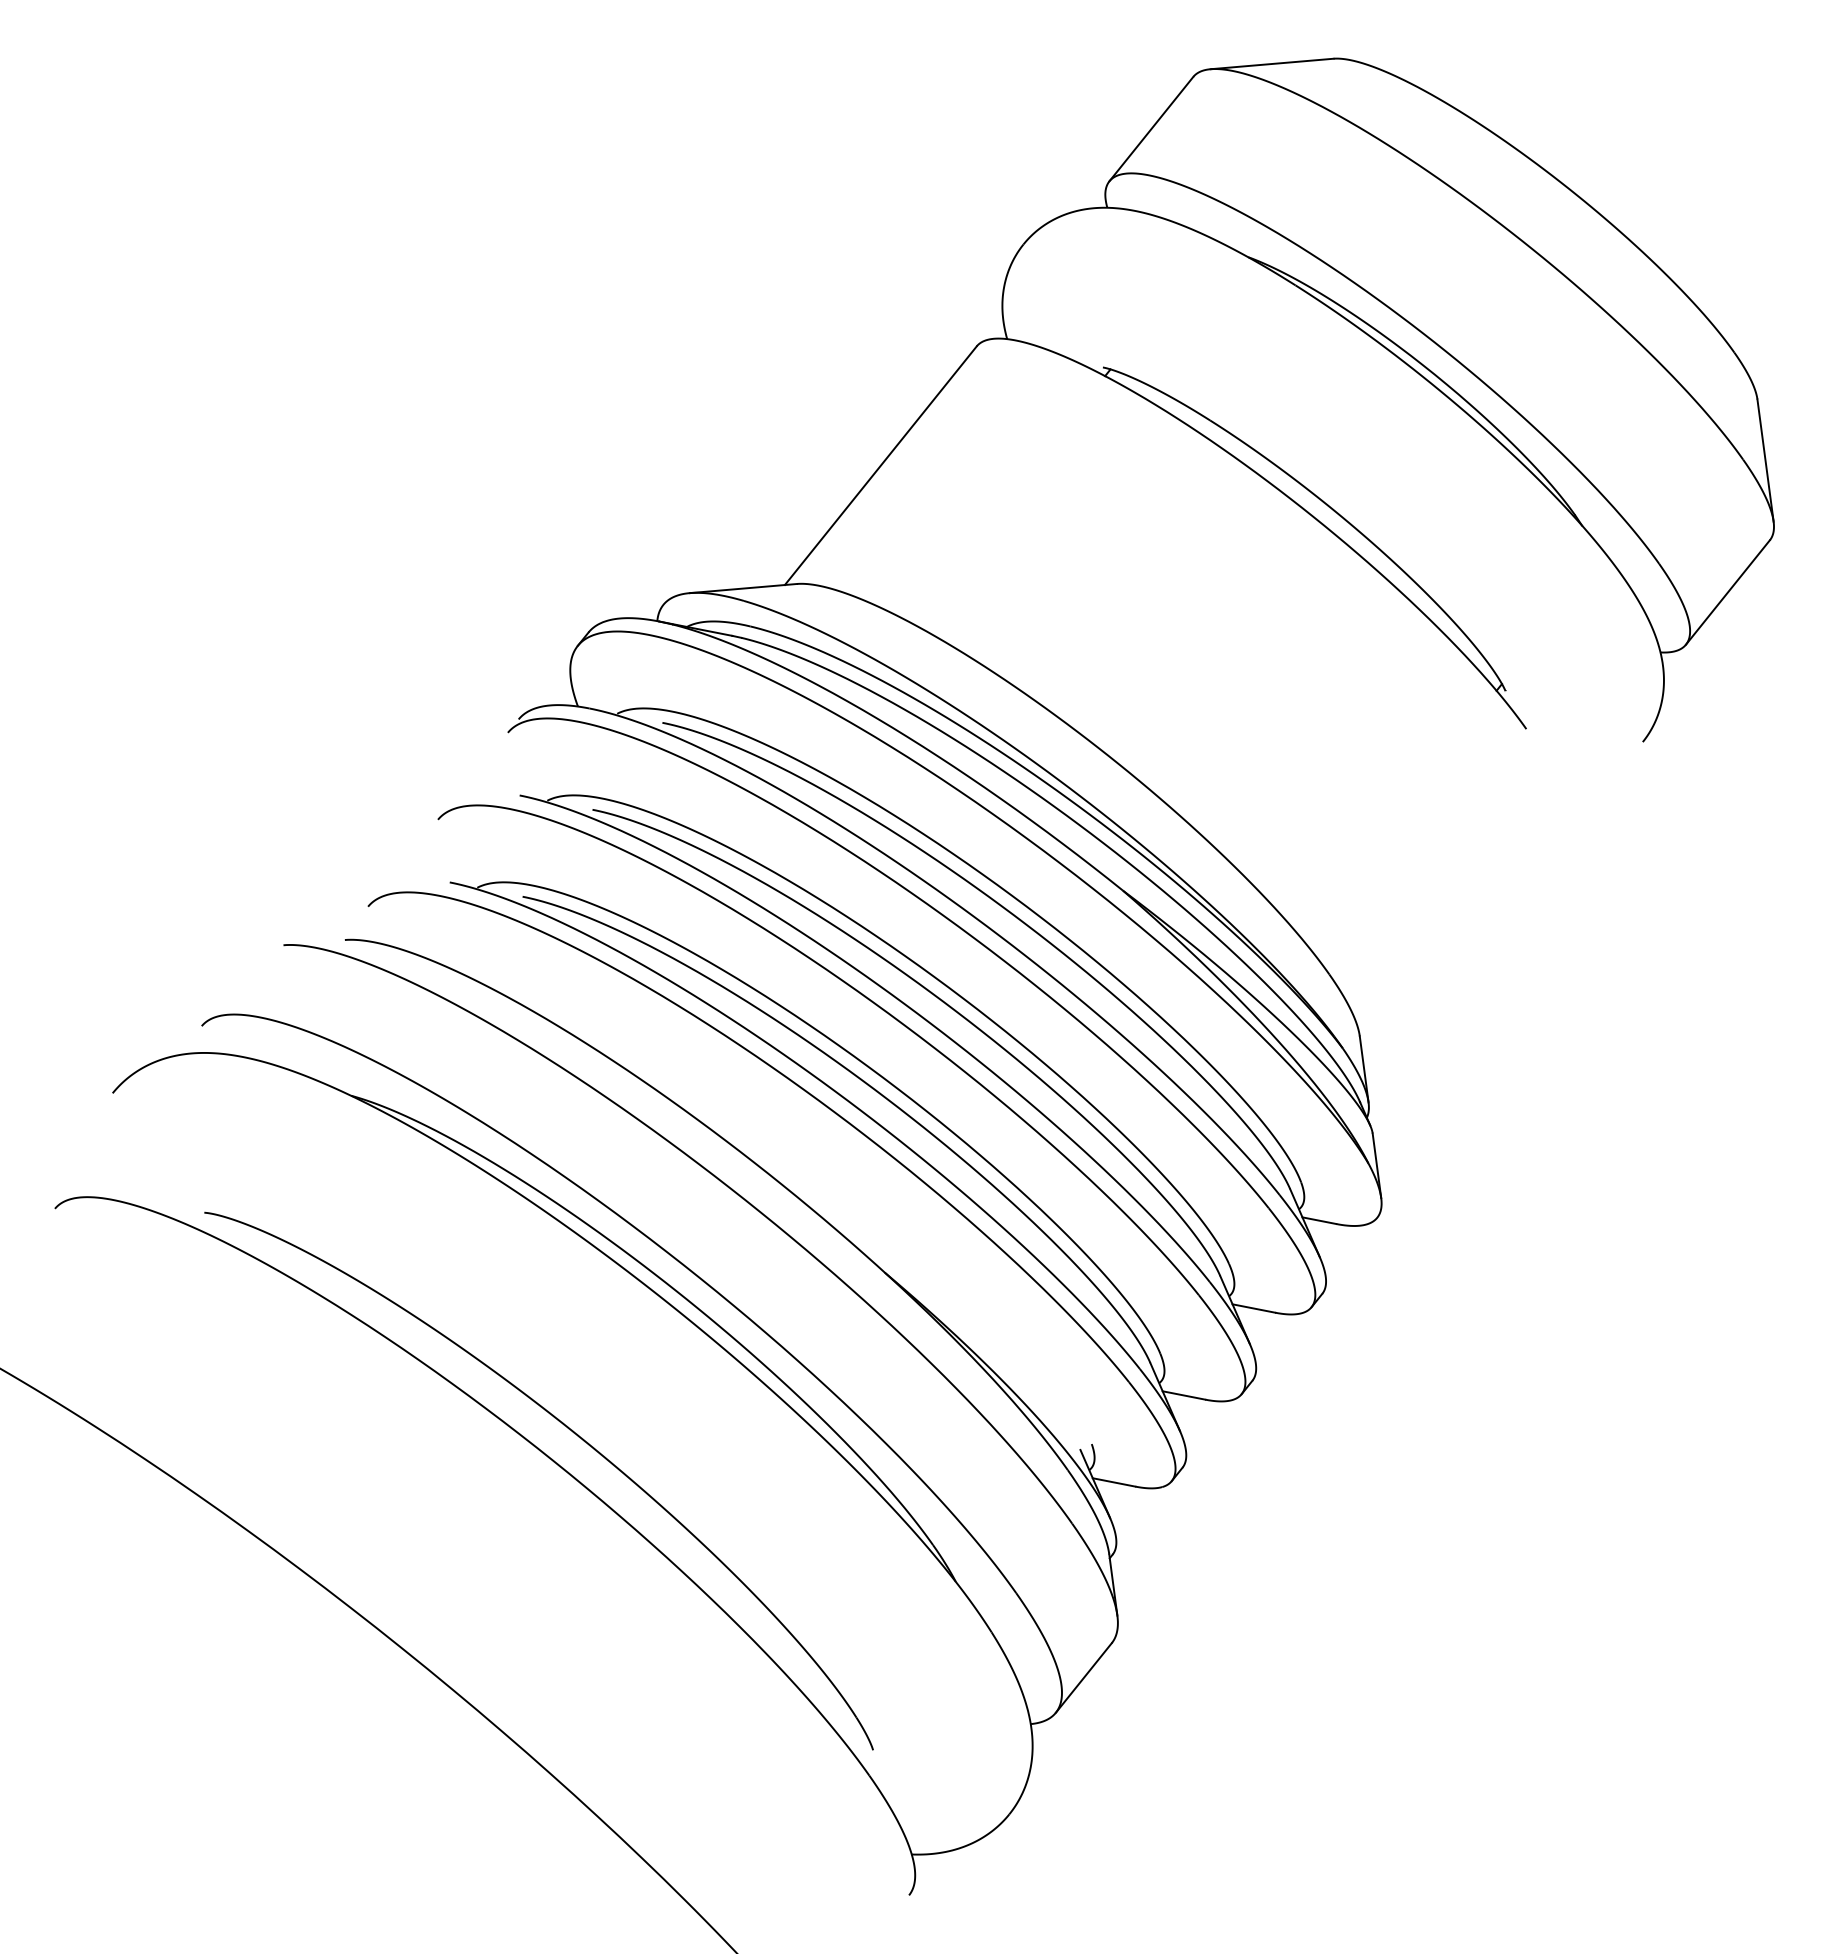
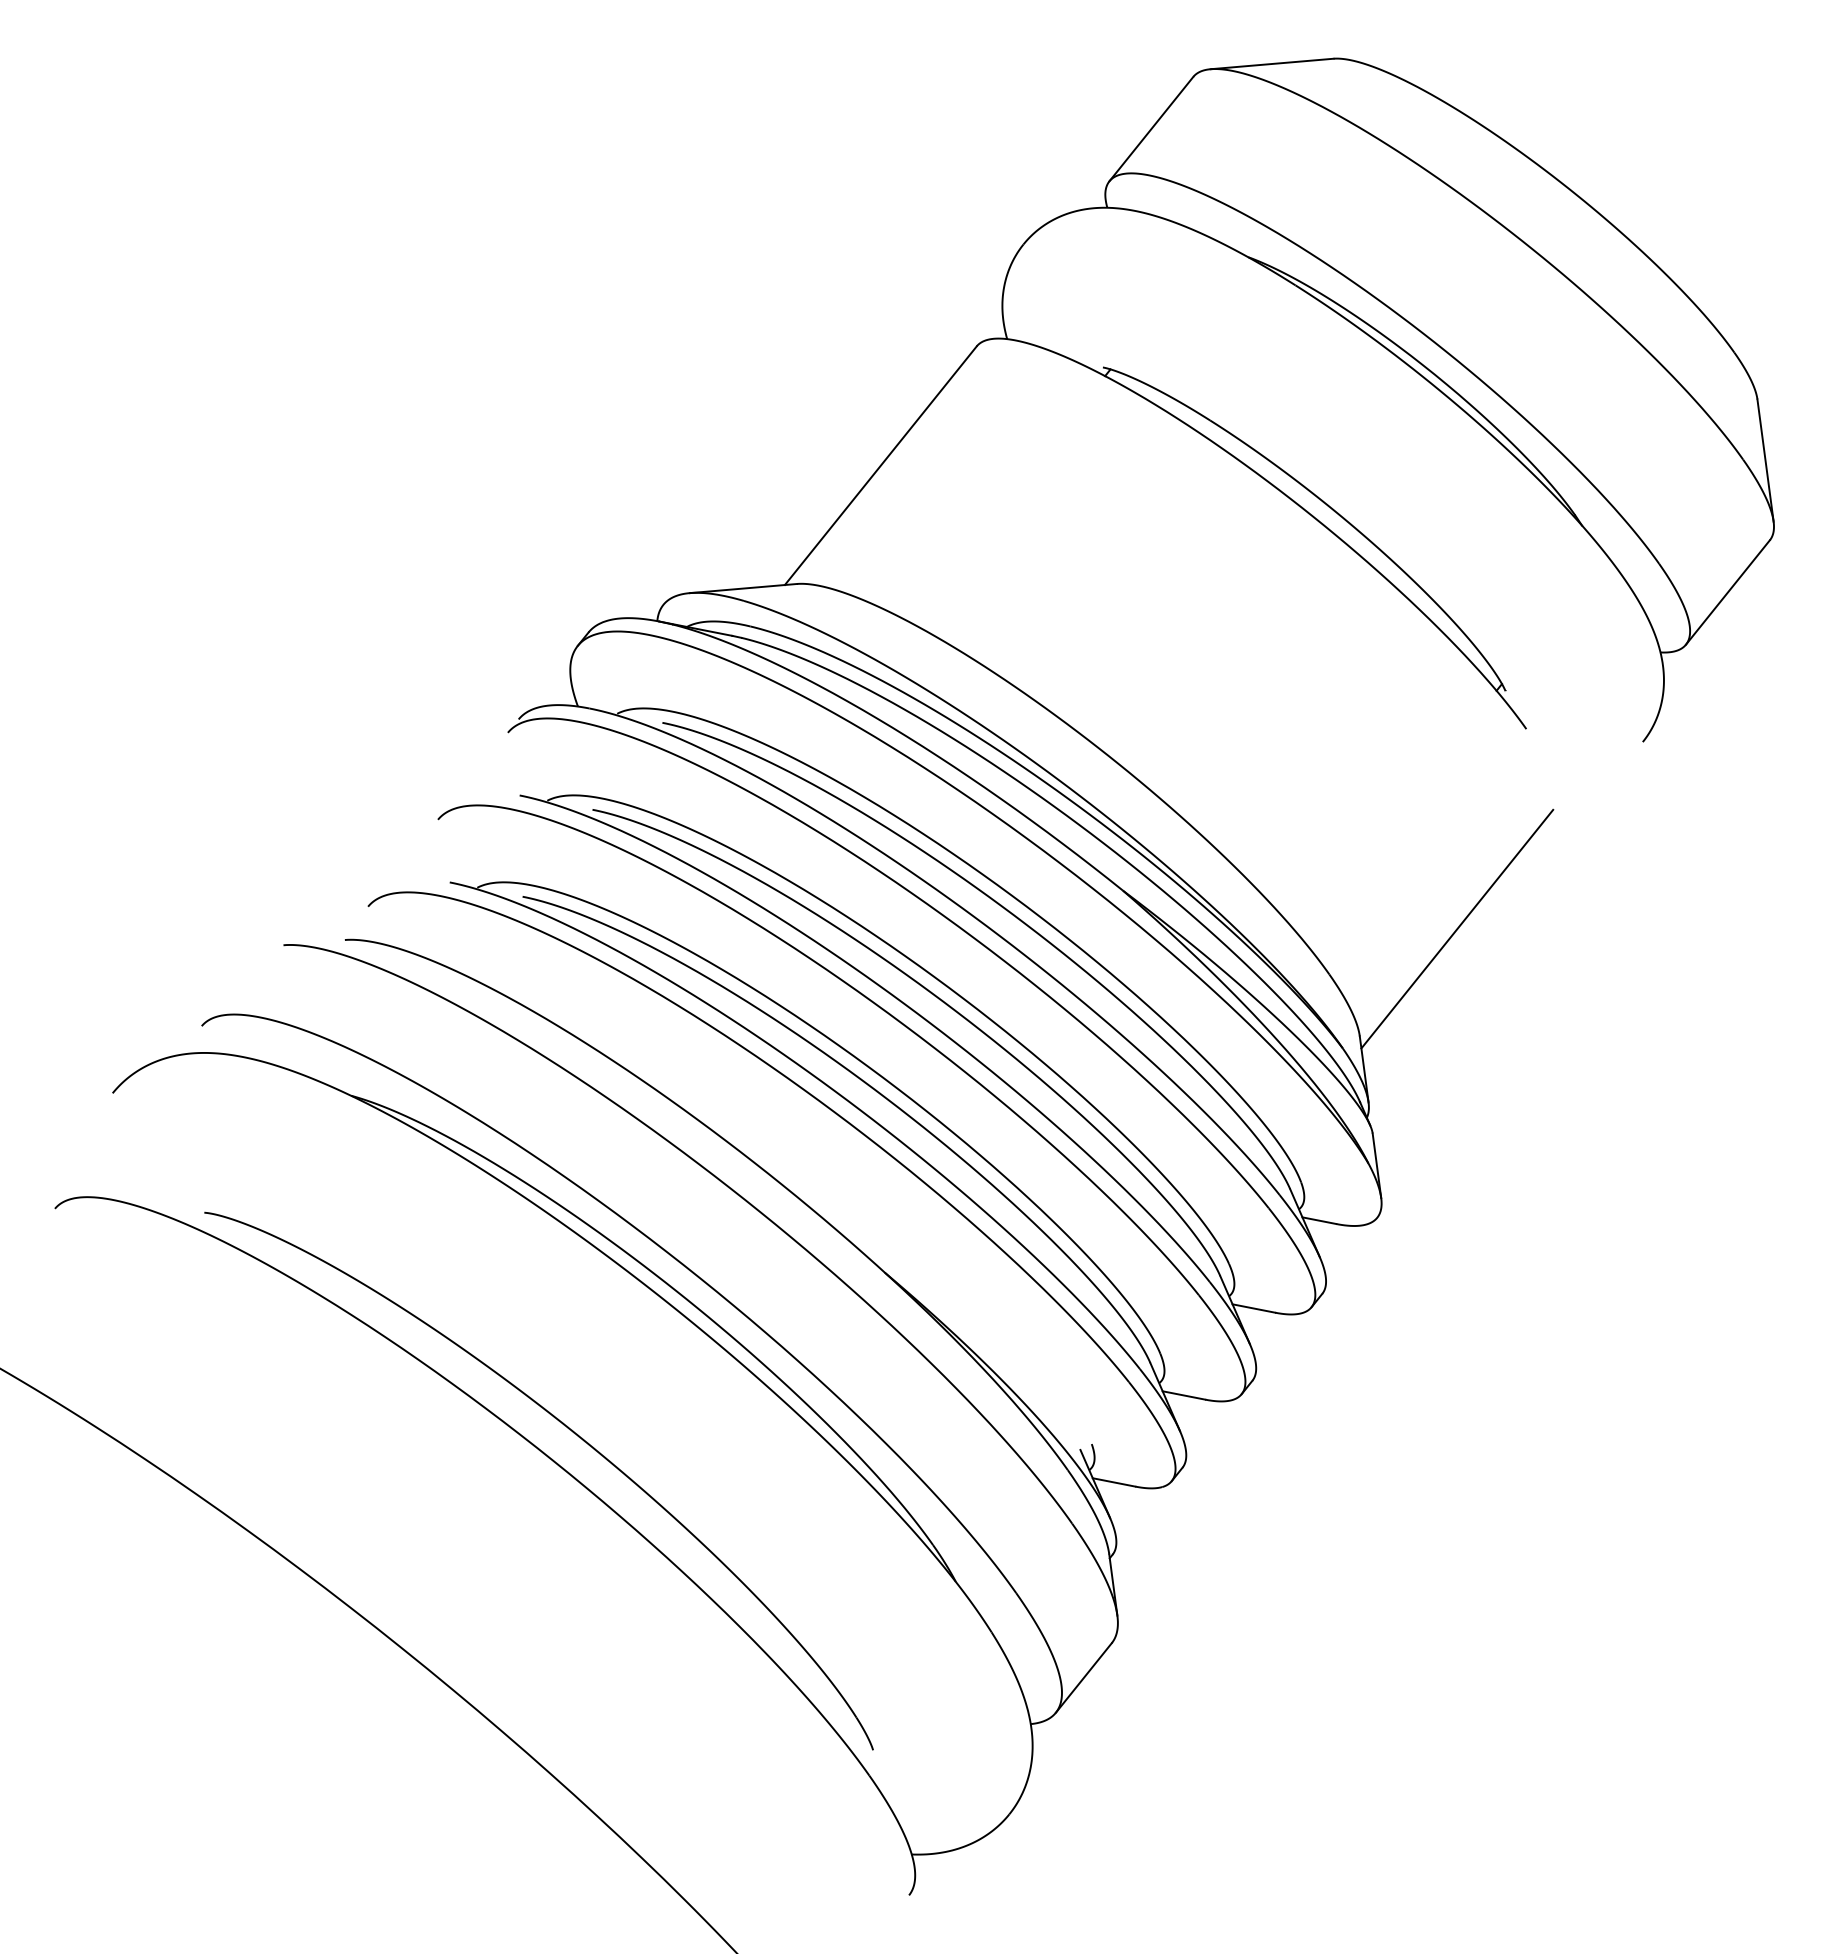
line: none -> present (1457, 928)
